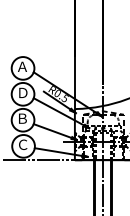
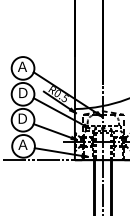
text: Ｂ -> Ｄ (22, 118)
text: Ｃ -> Ａ (22, 144)
